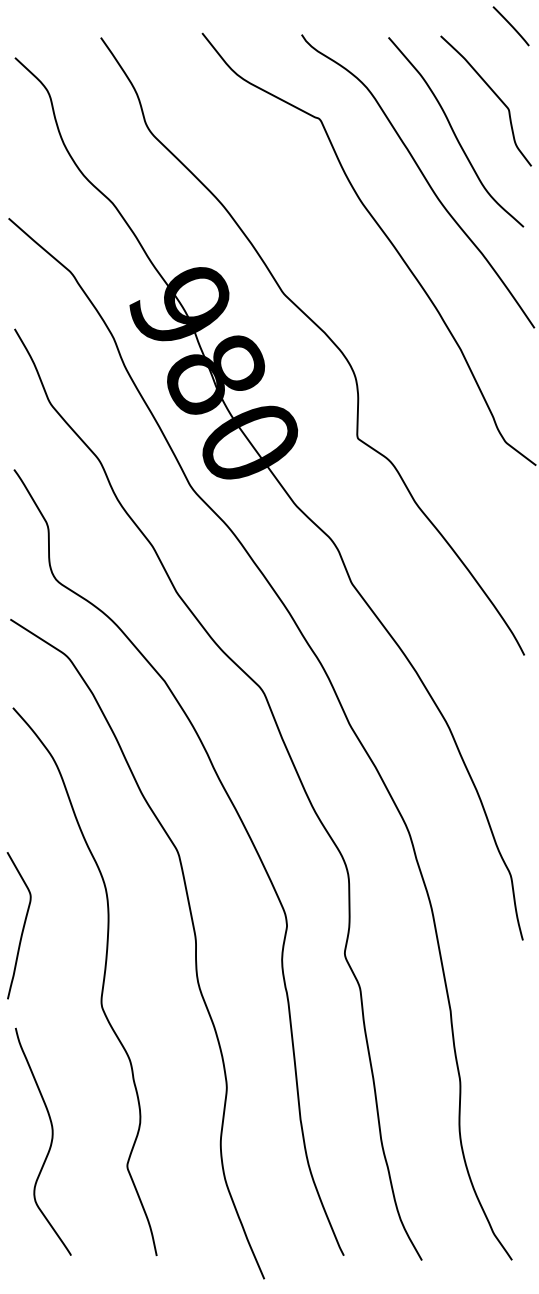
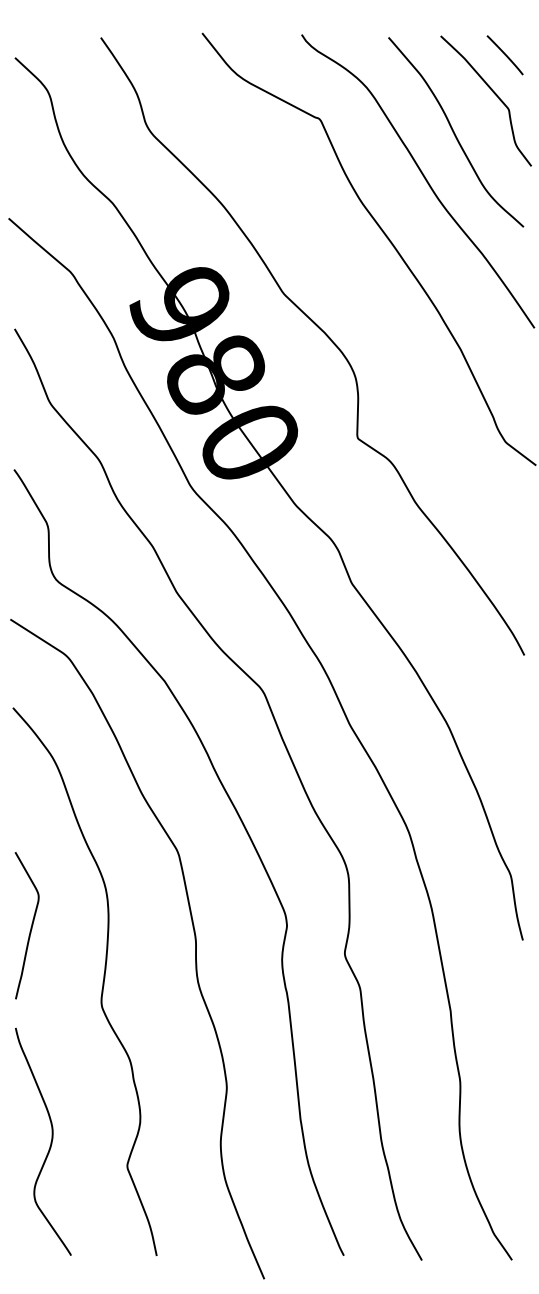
line position: (510, 26) -> (504, 55) (504, 55)
curve position: (22, 927) -> (30, 927) (30, 927)
